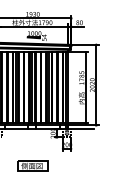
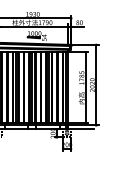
part: present -> none (32, 165)
